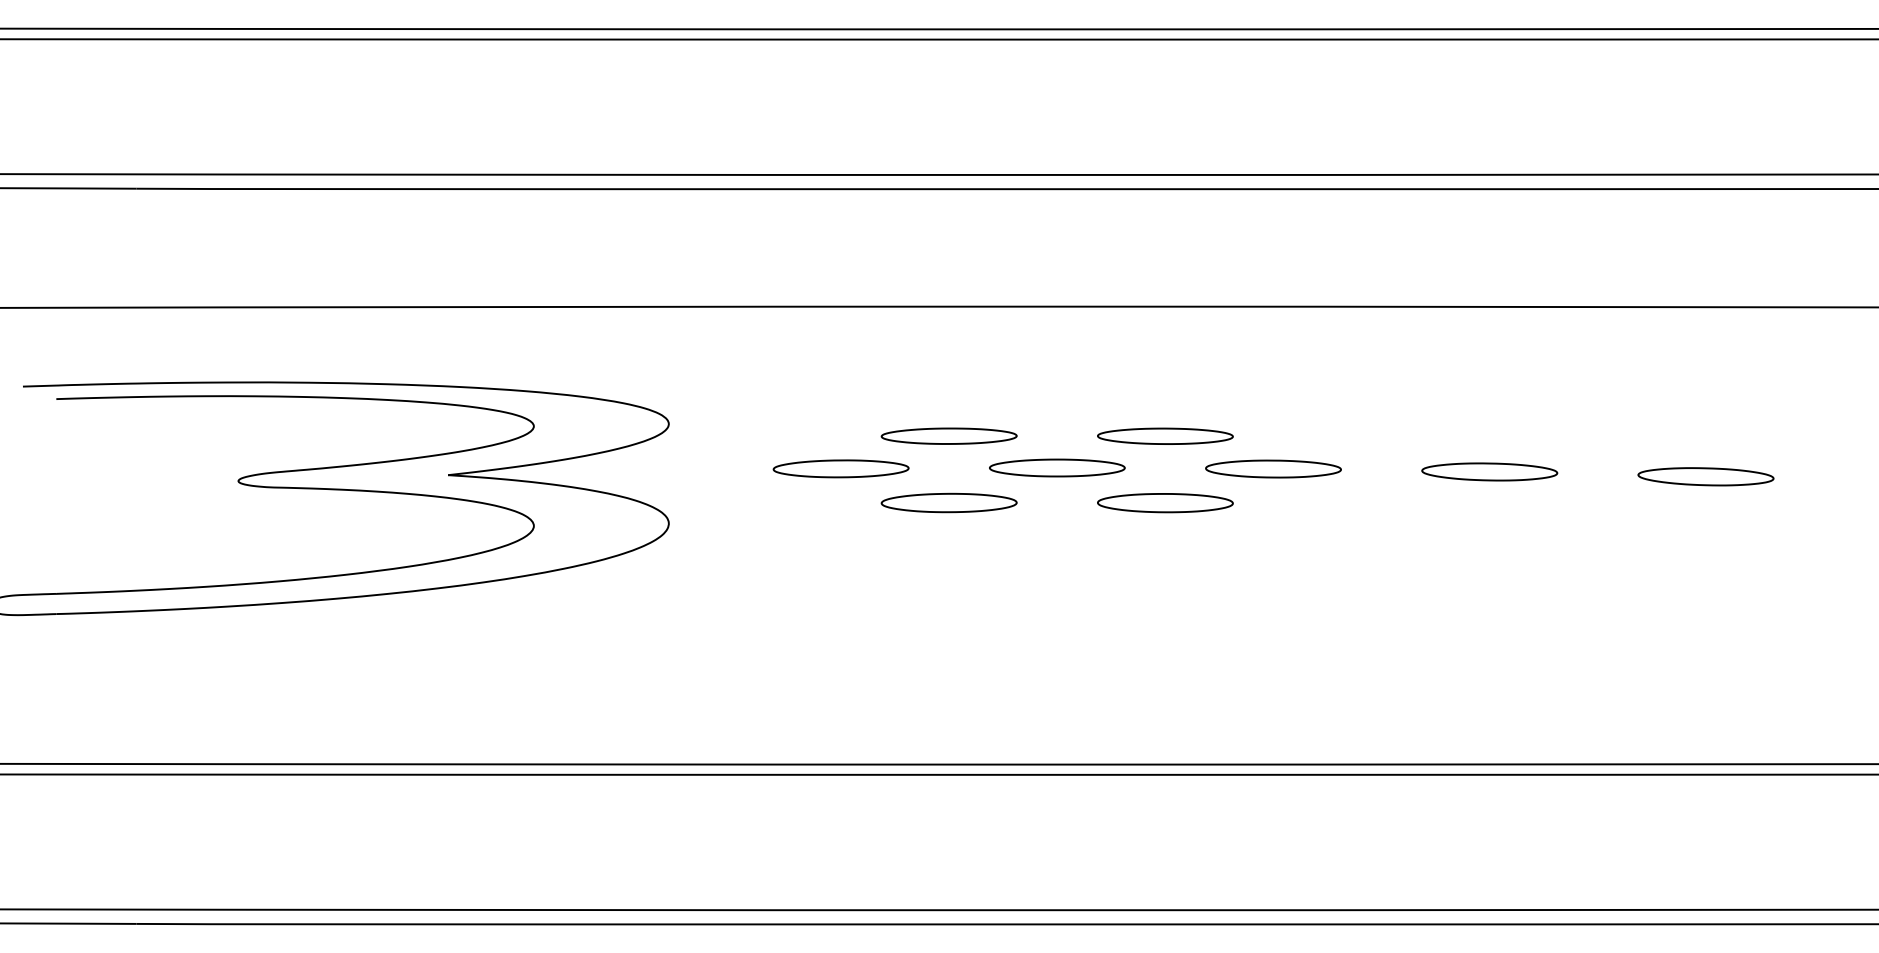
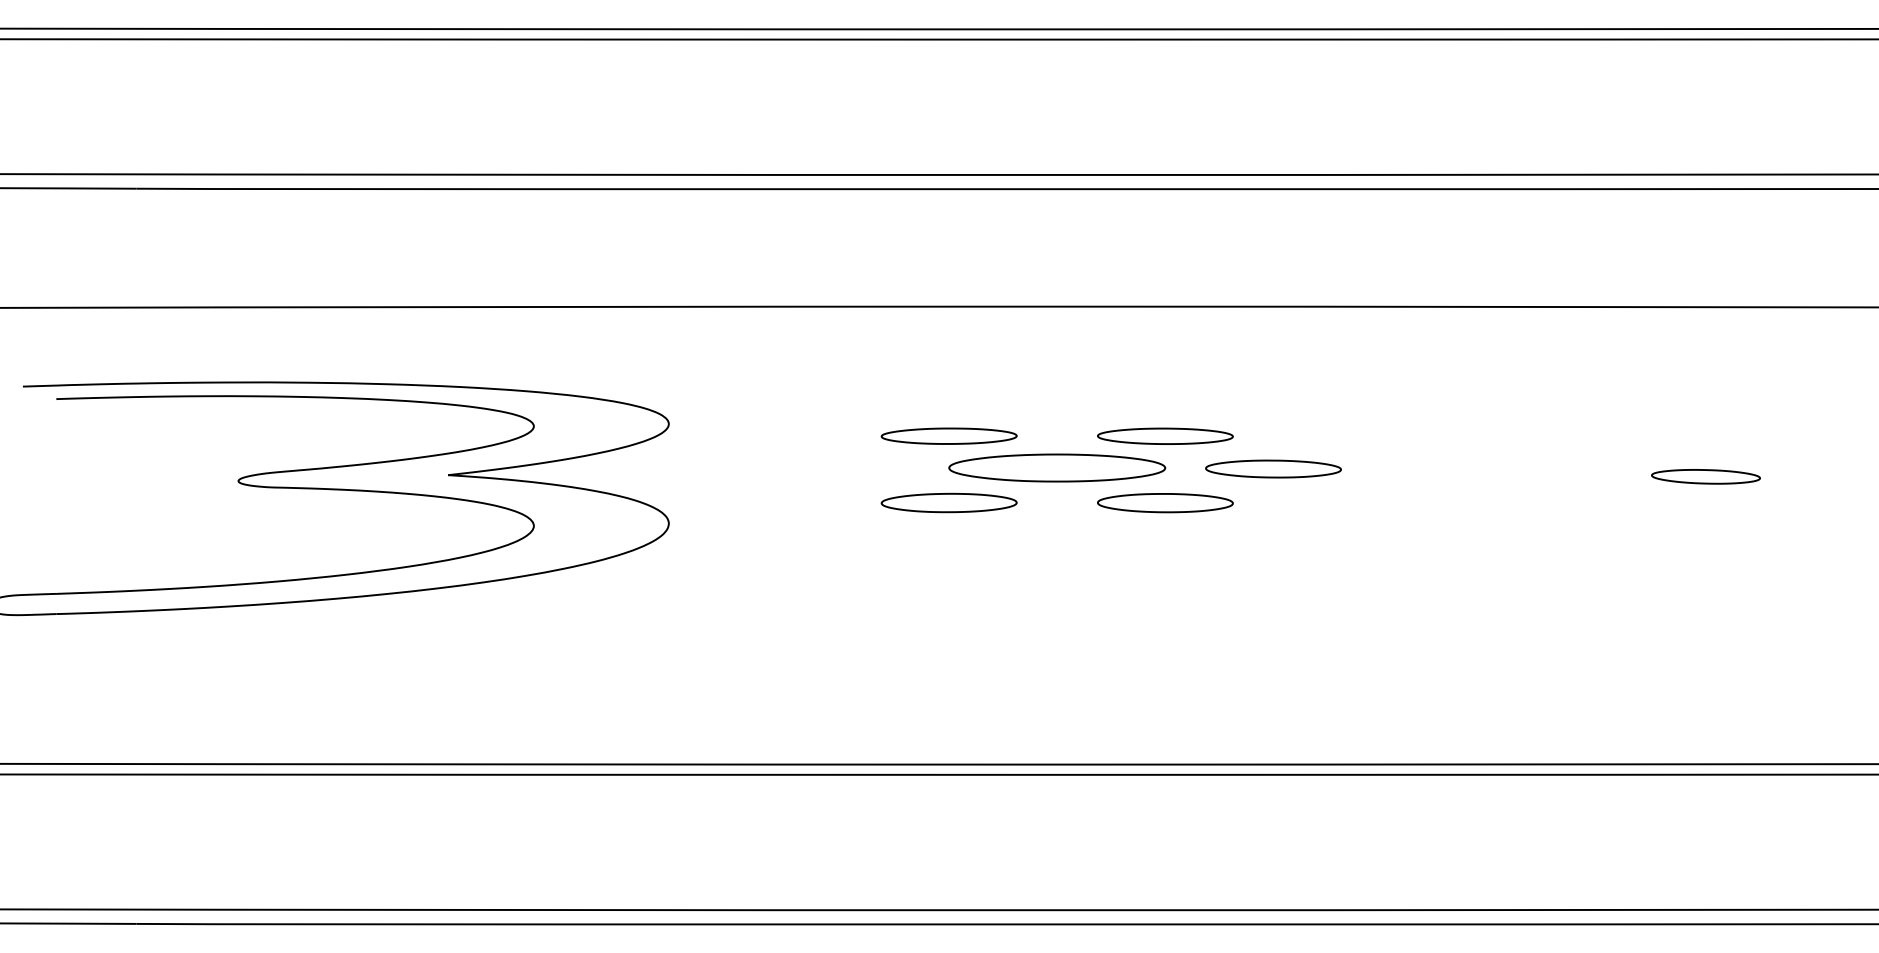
part size: 137x20 px -> 219x30 px (1057, 467)
part: present -> none (840, 468)
part: present -> none (1489, 471)
part size: 138x20 px -> 110x16 px (1705, 476)
